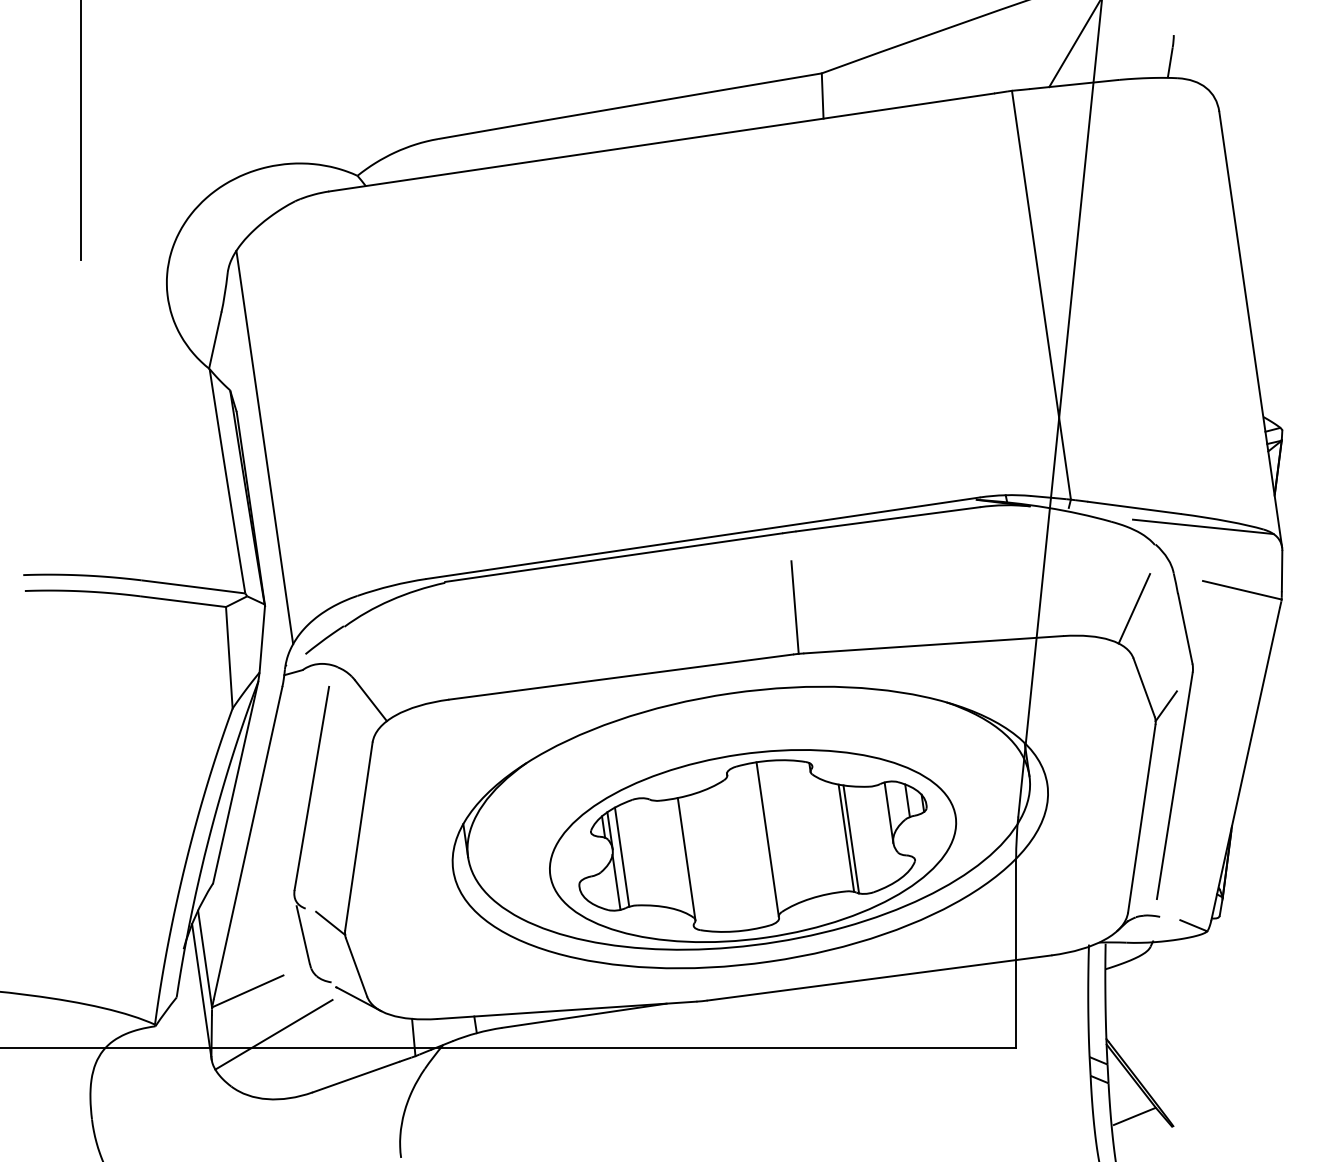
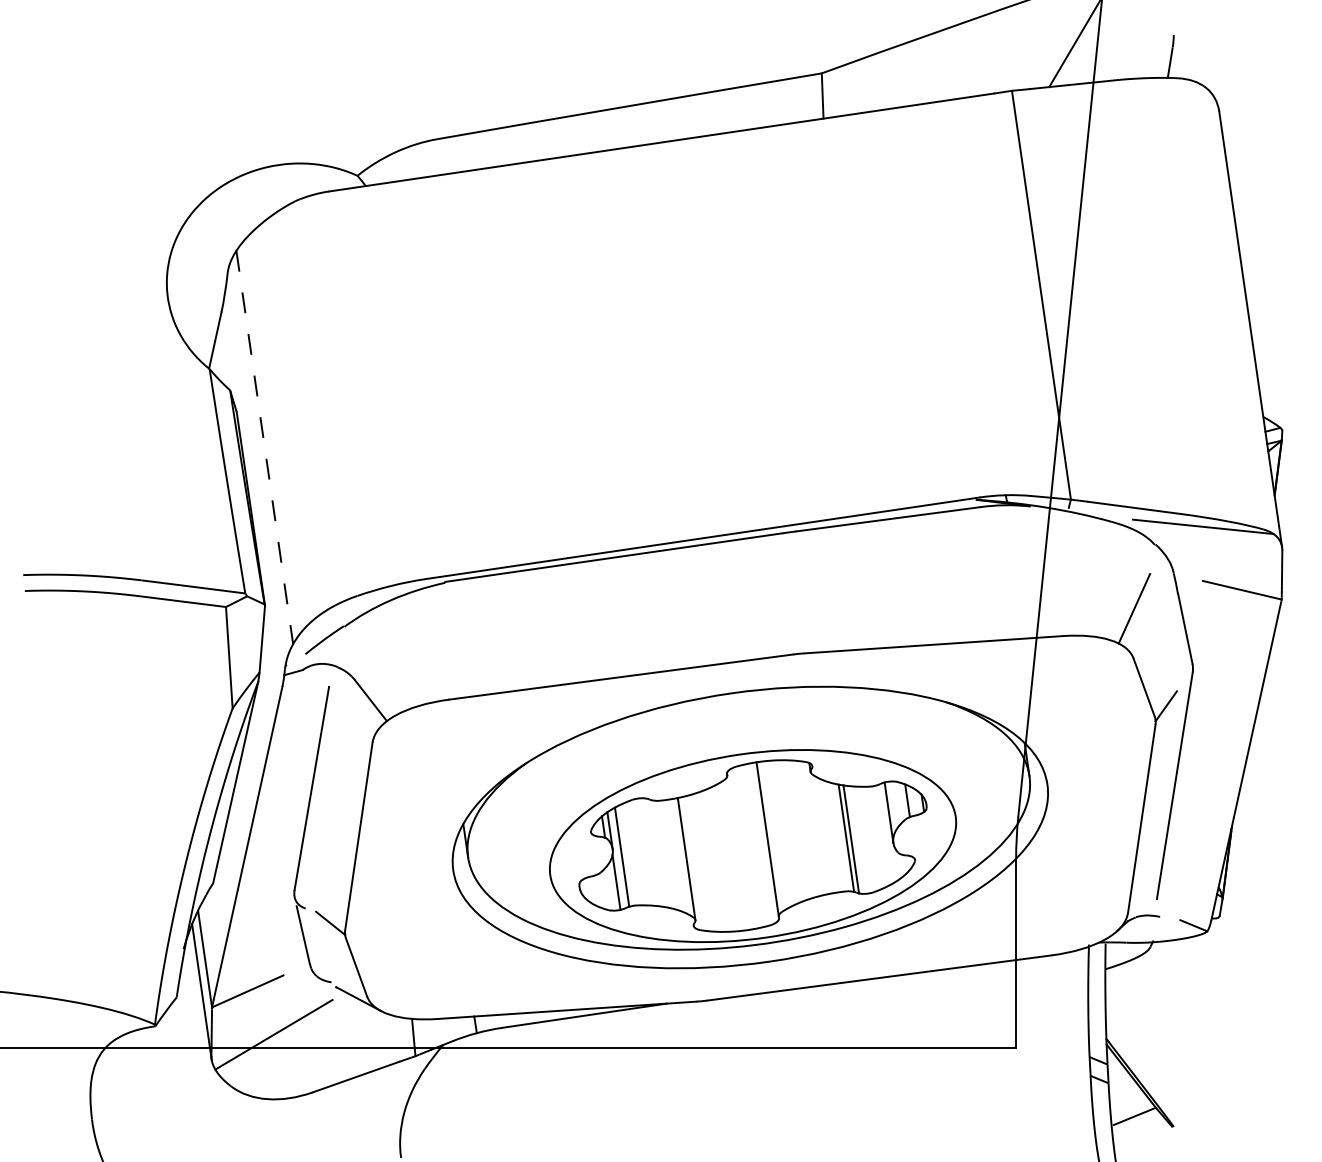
line: present -> none (81, 131)
line: solid -> dashed (264, 447)
line: present -> none (794, 607)
